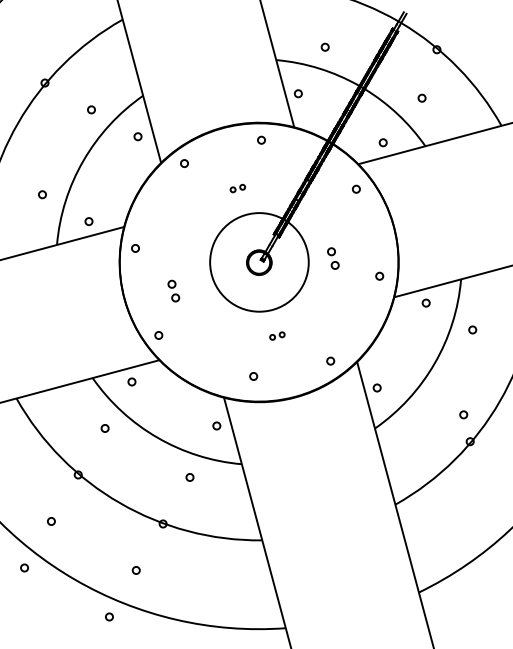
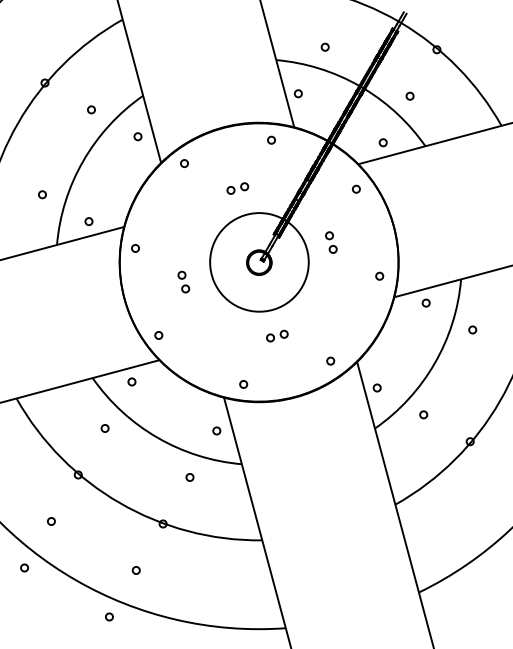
circle position: (421, 97) -> (409, 95) (409, 95)
circle position: (261, 139) -> (271, 139) (271, 139)
part size: 17x11 px -> 24x13 px (237, 188)
part position: (333, 258) -> (331, 242) (331, 242)
part position: (173, 290) -> (183, 281) (183, 281)
part size: 17x10 px -> 23x14 px (277, 335)
circle position: (253, 376) -> (243, 384) (243, 384)
circle position: (463, 414) -> (423, 414) (423, 414)
circle position: (216, 425) -> (216, 430) (216, 430)
